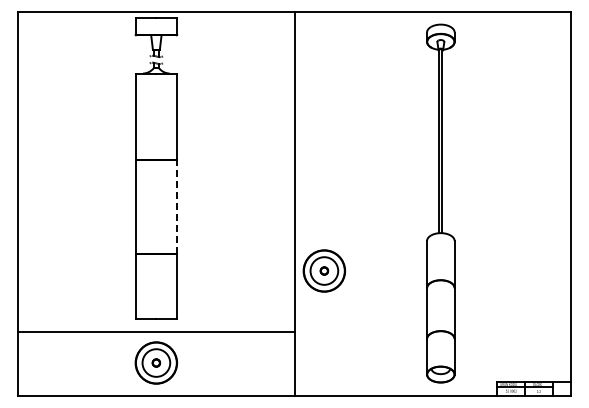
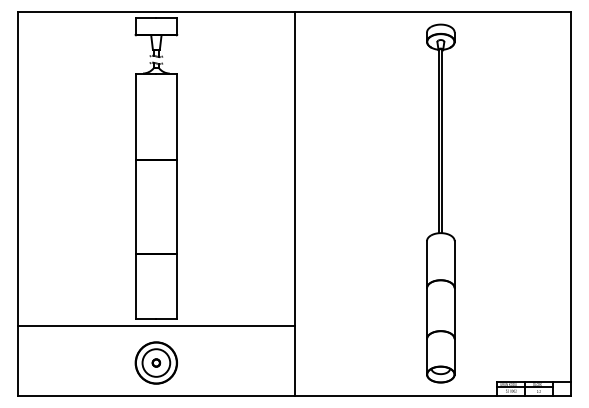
line: dashed -> solid (177, 206)
part: present -> none (323, 270)
line position: (155, 332) -> (155, 326) (155, 326)
